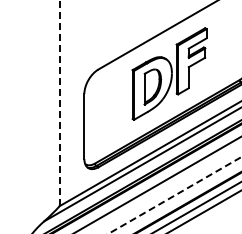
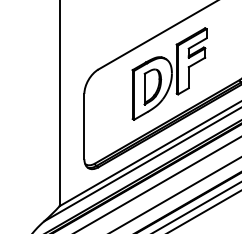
line: dashed -> solid (59, 103)
line: dashed -> solid (174, 195)
